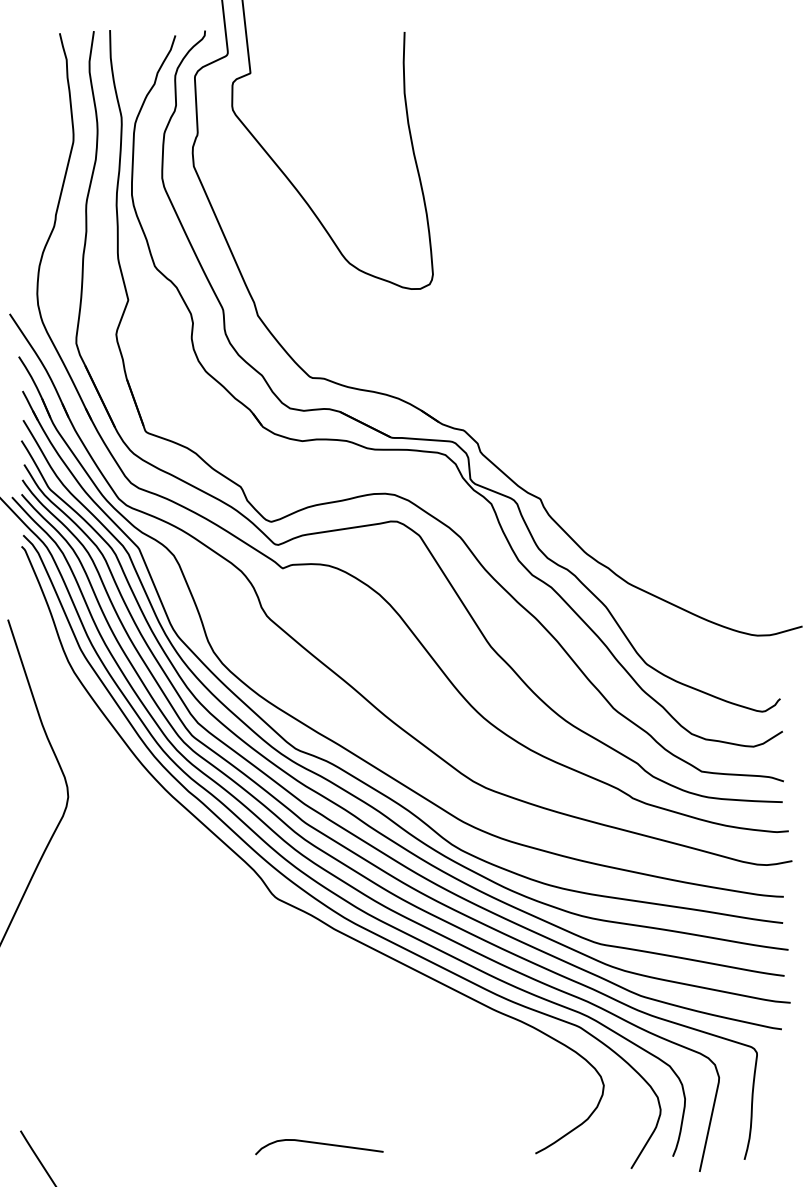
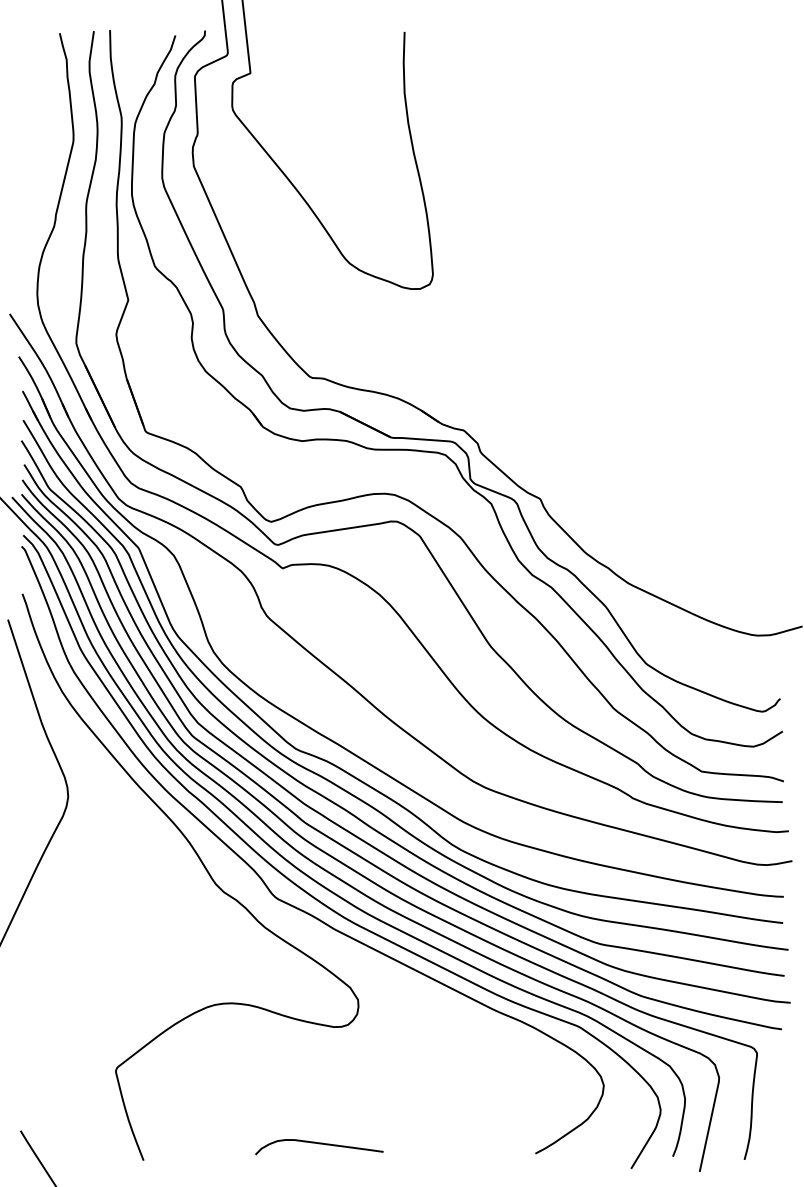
curve: none -> present (204, 868)
